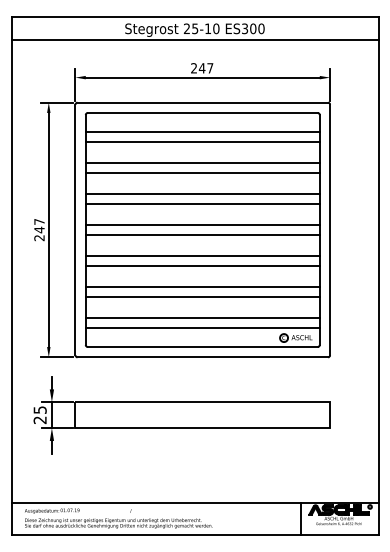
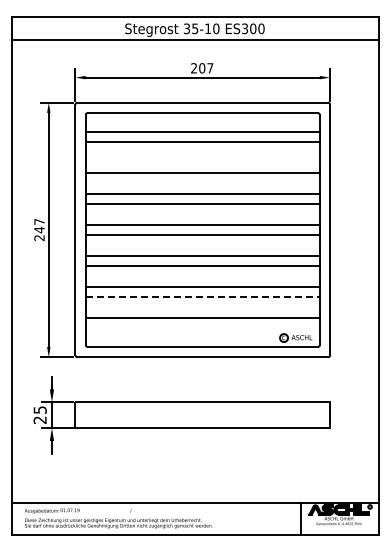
text: 25-10 -> 35-10 (186, 29)
text: 247 -> 207 (201, 68)
line: present -> none (202, 162)
line: solid -> dashed (203, 297)
line: present -> none (202, 327)
